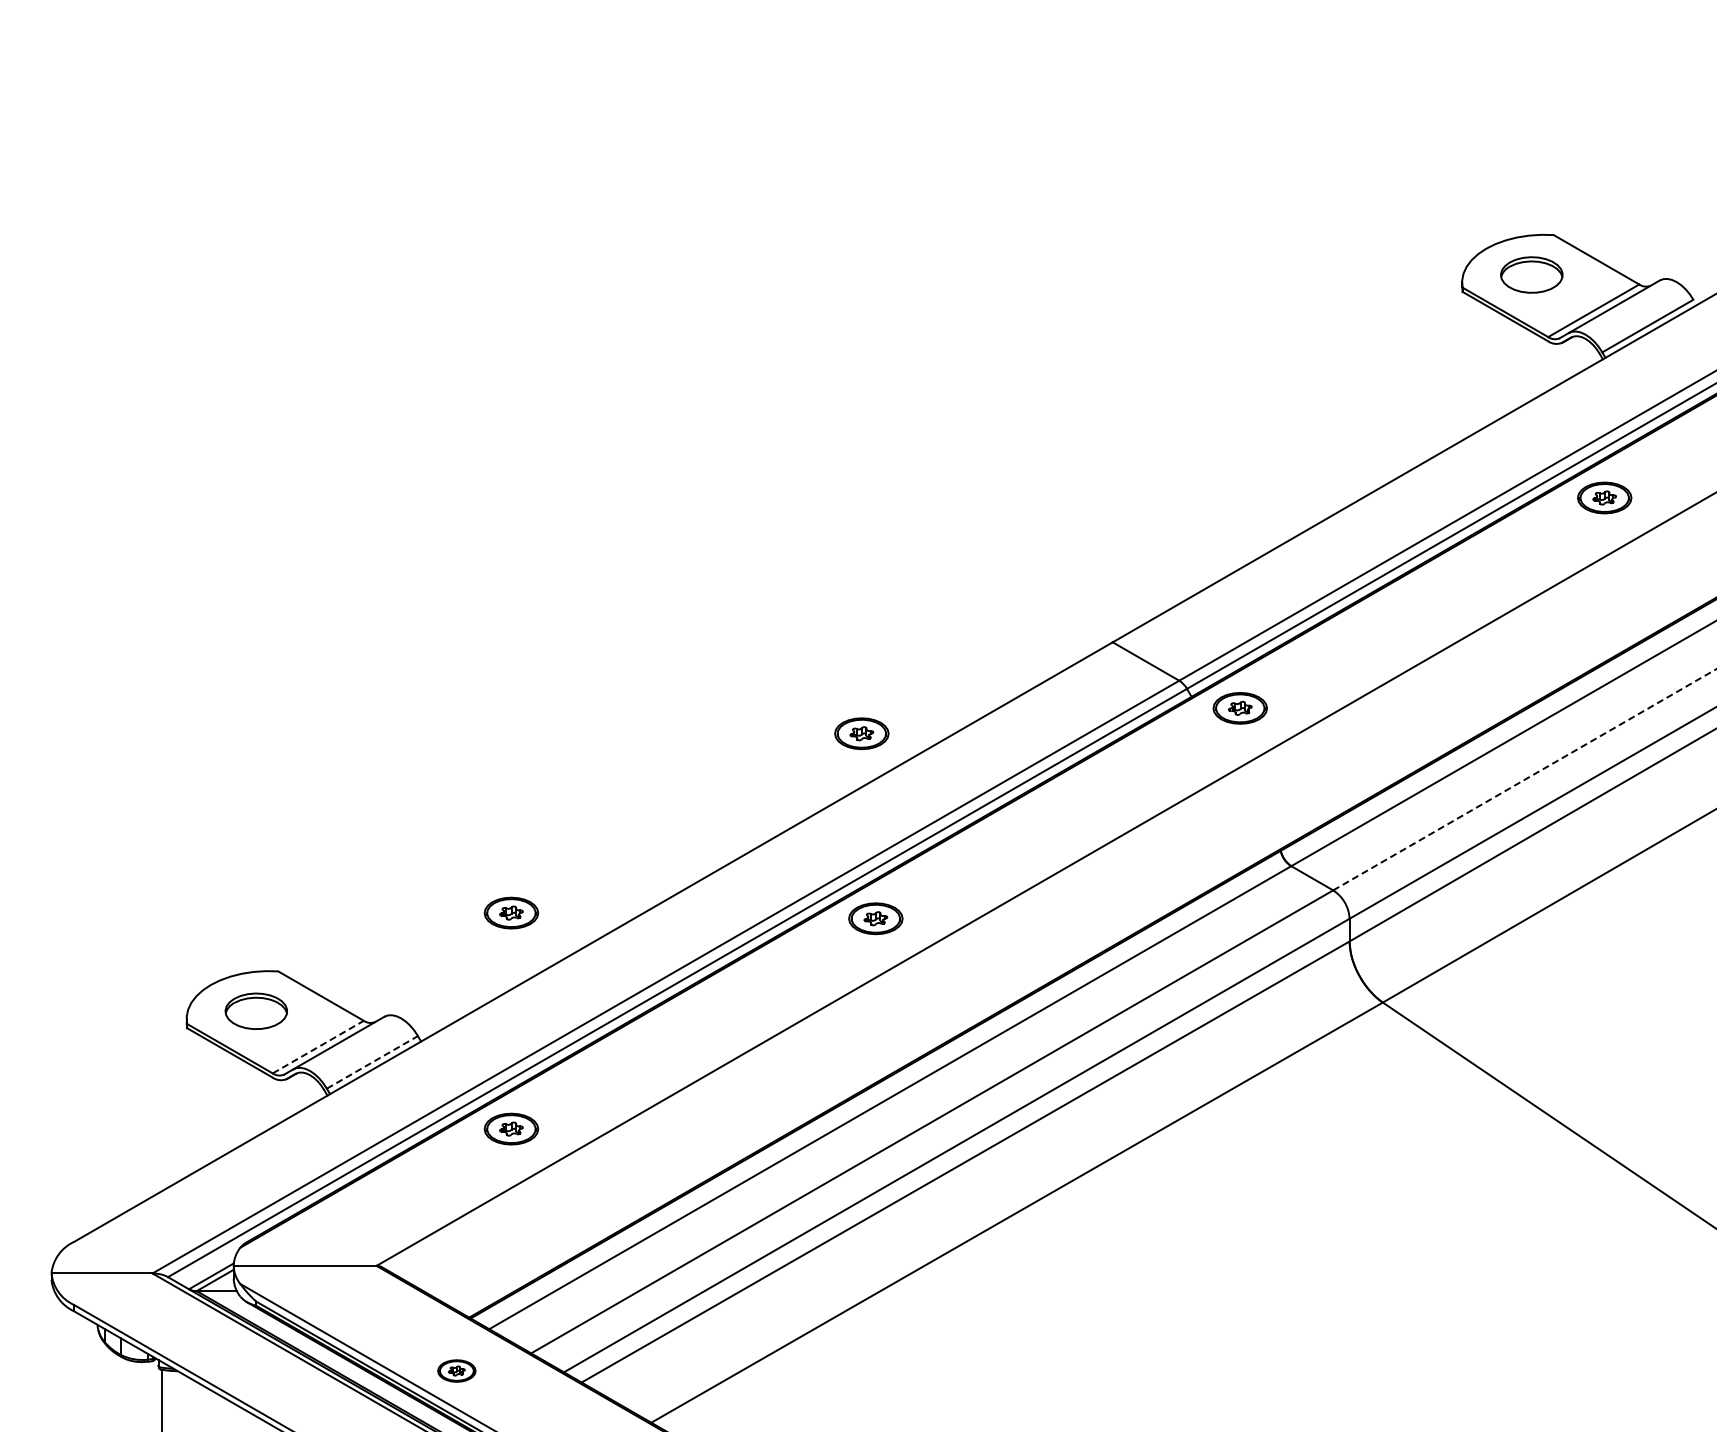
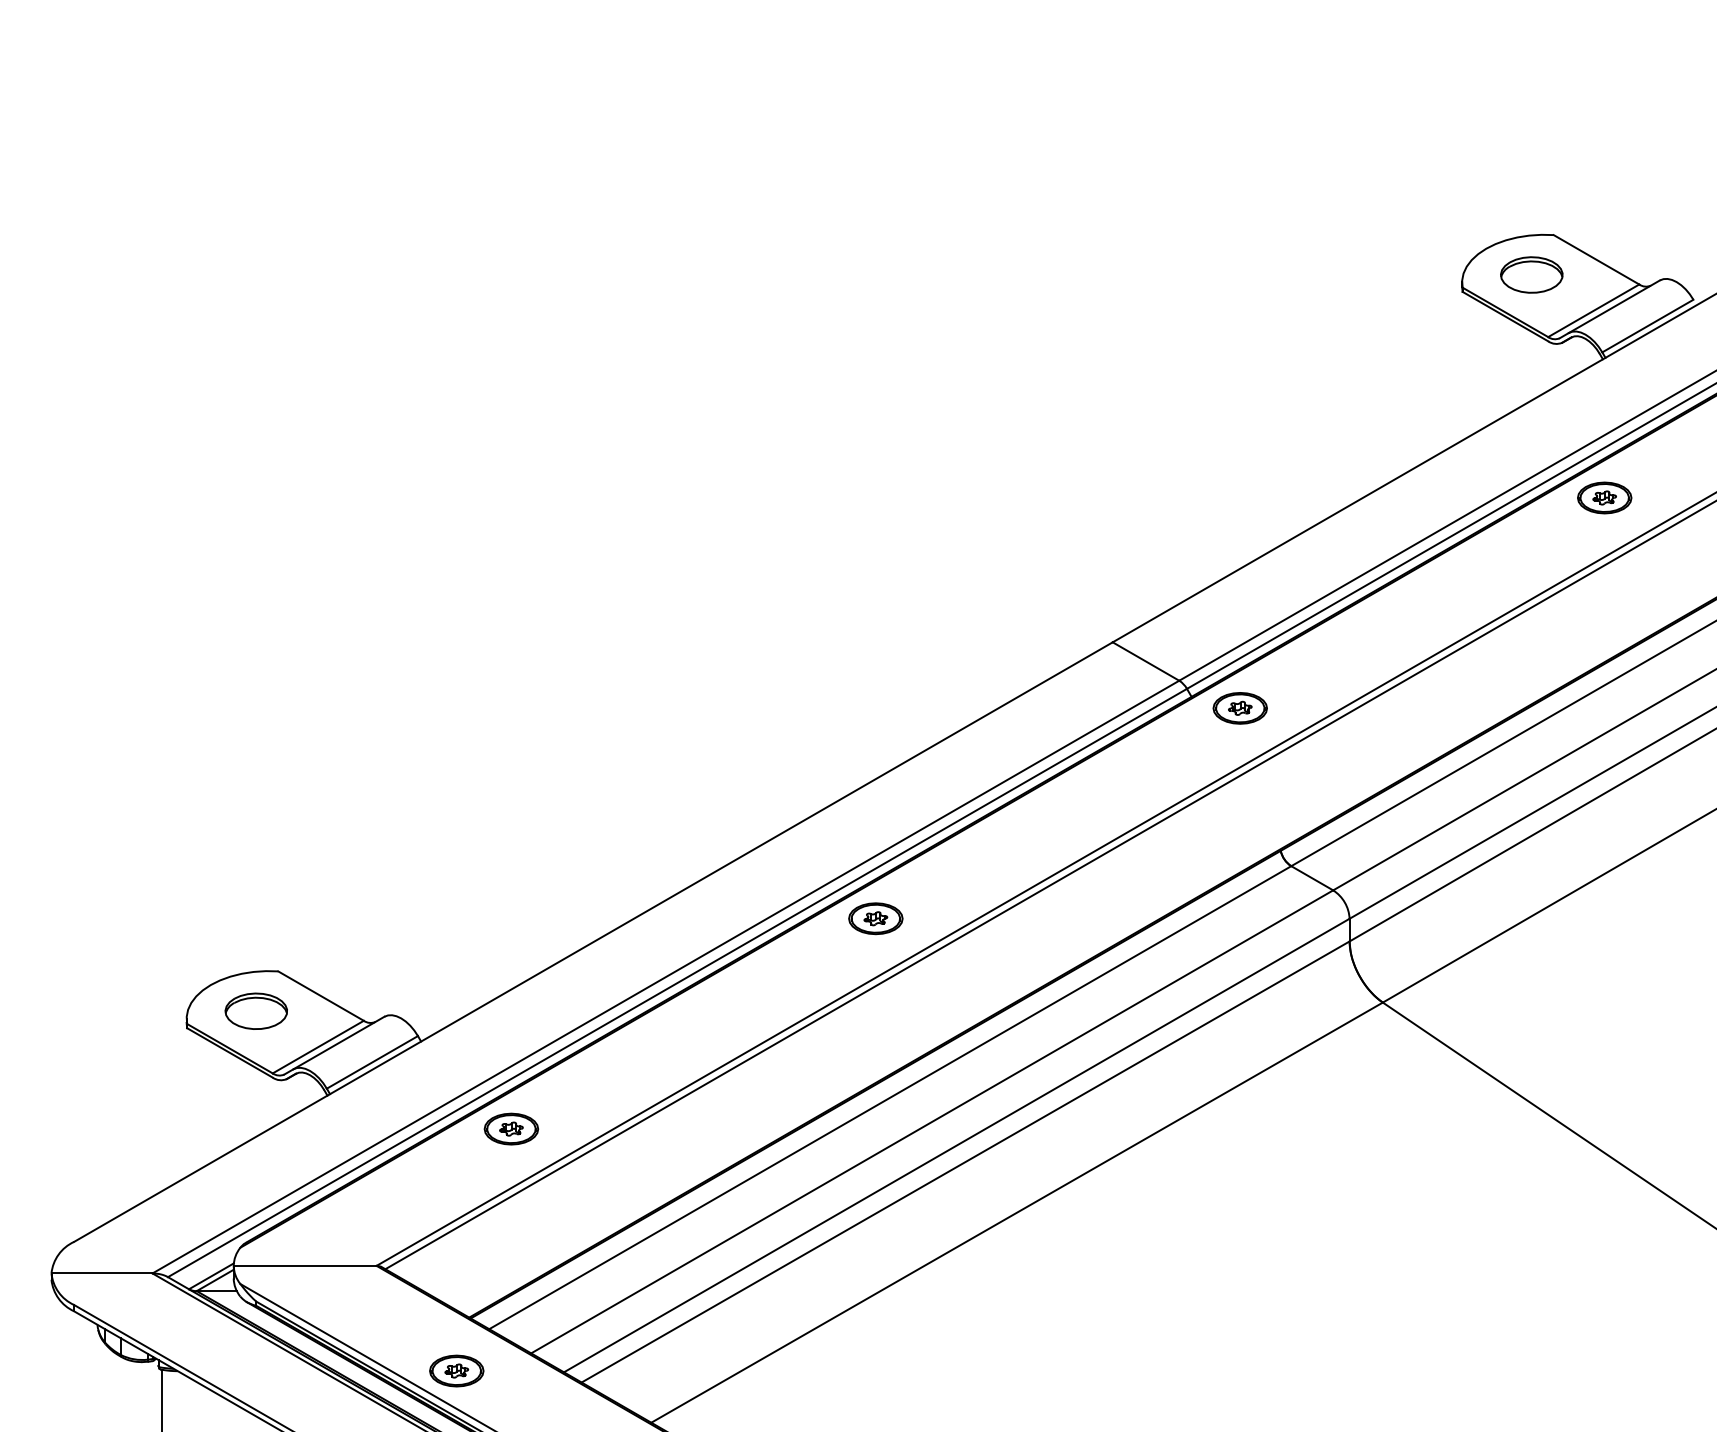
part: present -> none (861, 733)
line: dashed -> solid (1525, 779)
line: none -> present (1049, 885)
part: present -> none (511, 912)
line: dashed -> solid (318, 1047)
line: dashed -> solid (372, 1062)
part size: 40x24 px -> 56x34 px (456, 1370)
